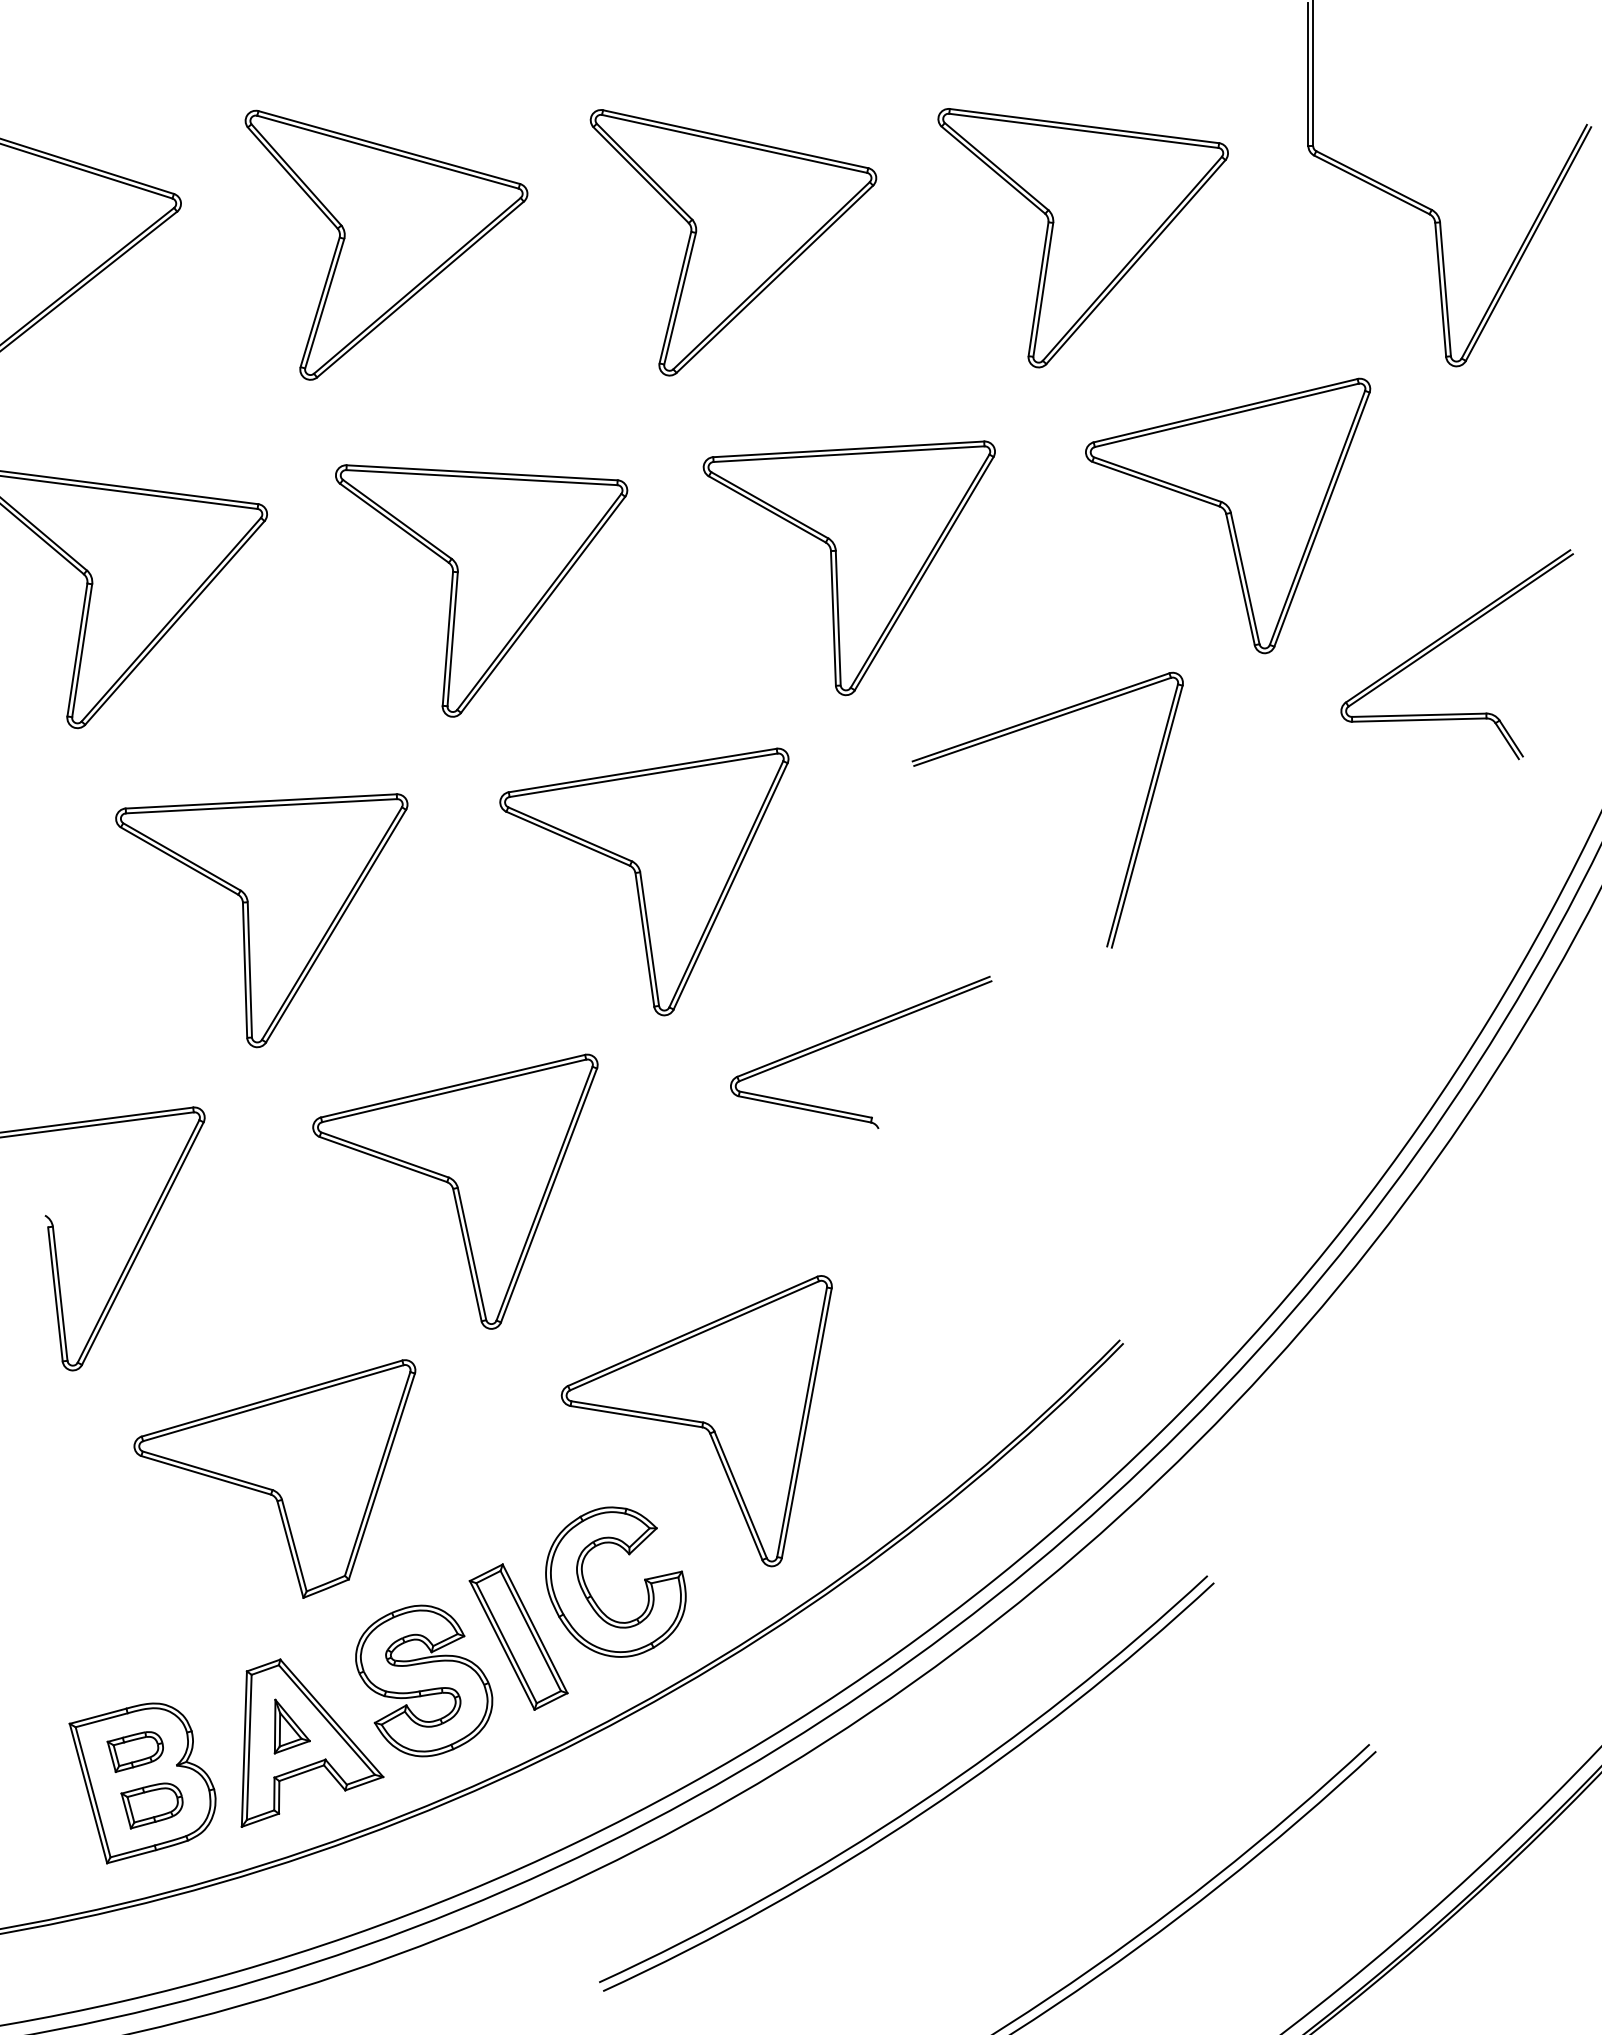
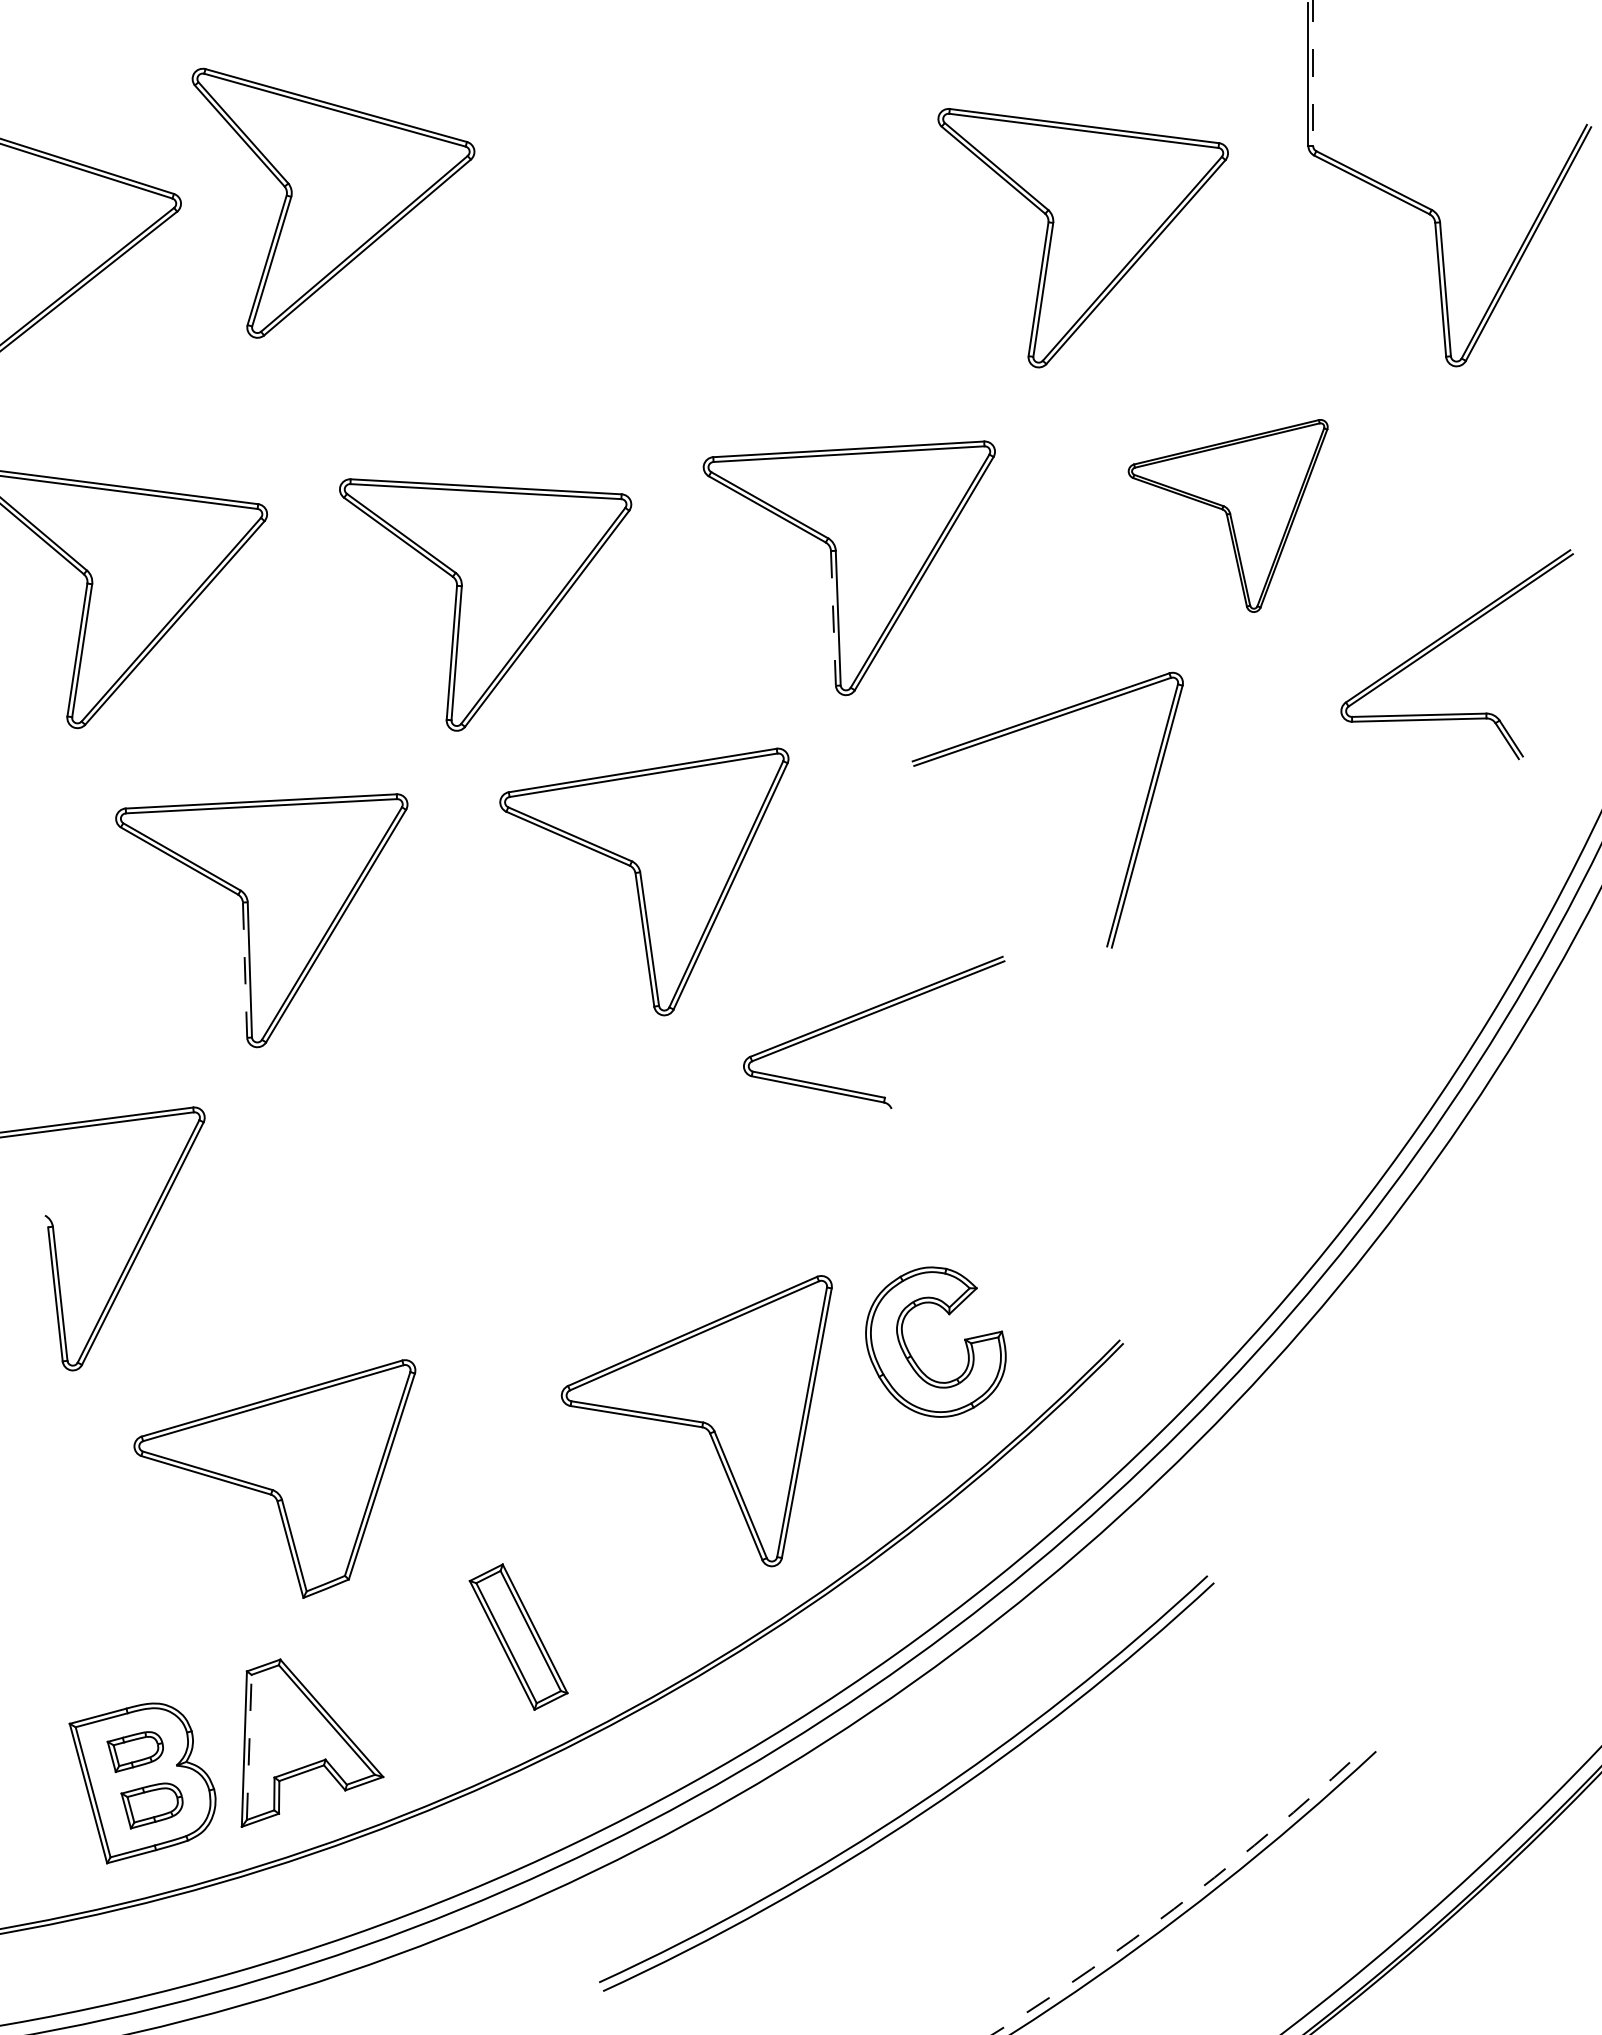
line: solid -> dashed (1313, 73)
part: present -> none (733, 242)
part position: (386, 244) -> (333, 202) (333, 202)
part size: 287x278 px -> 202x194 px (1227, 515)
part position: (481, 590) -> (485, 604) (485, 604)
line: solid -> dashed (833, 618)
line: solid -> dashed (245, 970)
part position: (855, 1036) -> (868, 1016) (868, 1016)
part: present -> none (455, 1191)
part position: (591, 1594) -> (911, 1354) (911, 1354)
part: present -> none (424, 1680)
part: present -> none (291, 1726)
line: solid -> dashed (249, 1747)
arc: solid -> dashed (1187, 1898)
